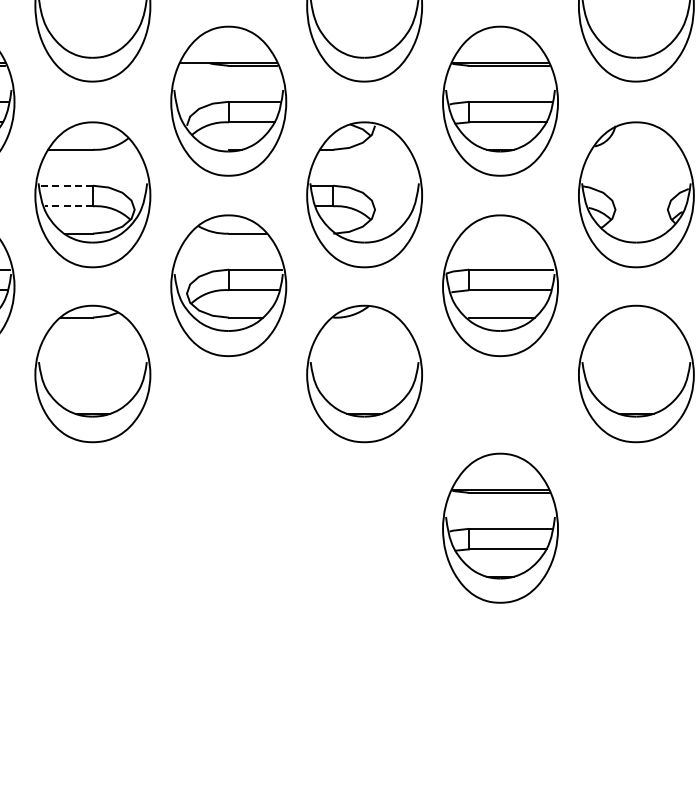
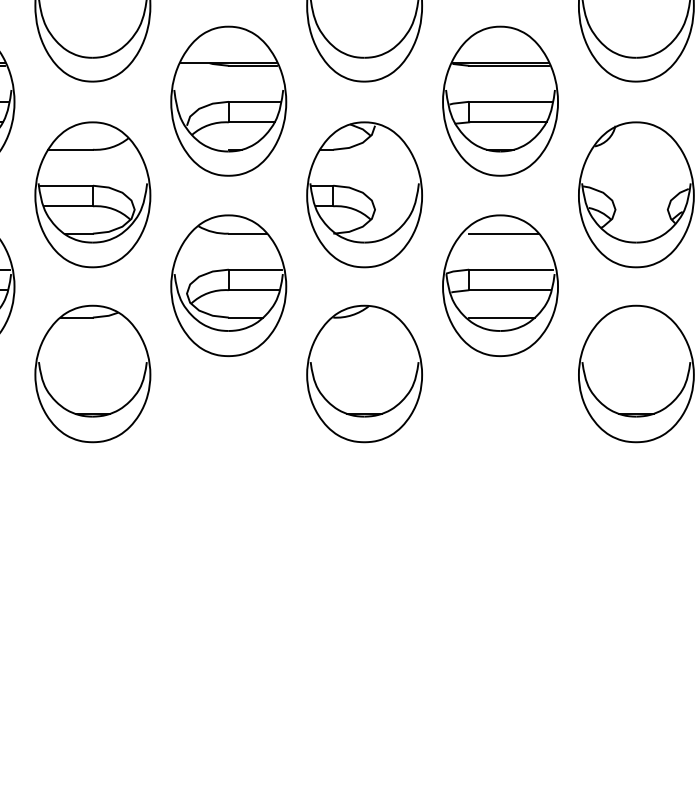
line: dashed -> solid (66, 185)
line: dashed -> solid (68, 206)
line: none -> present (503, 233)
part: present -> none (500, 527)
